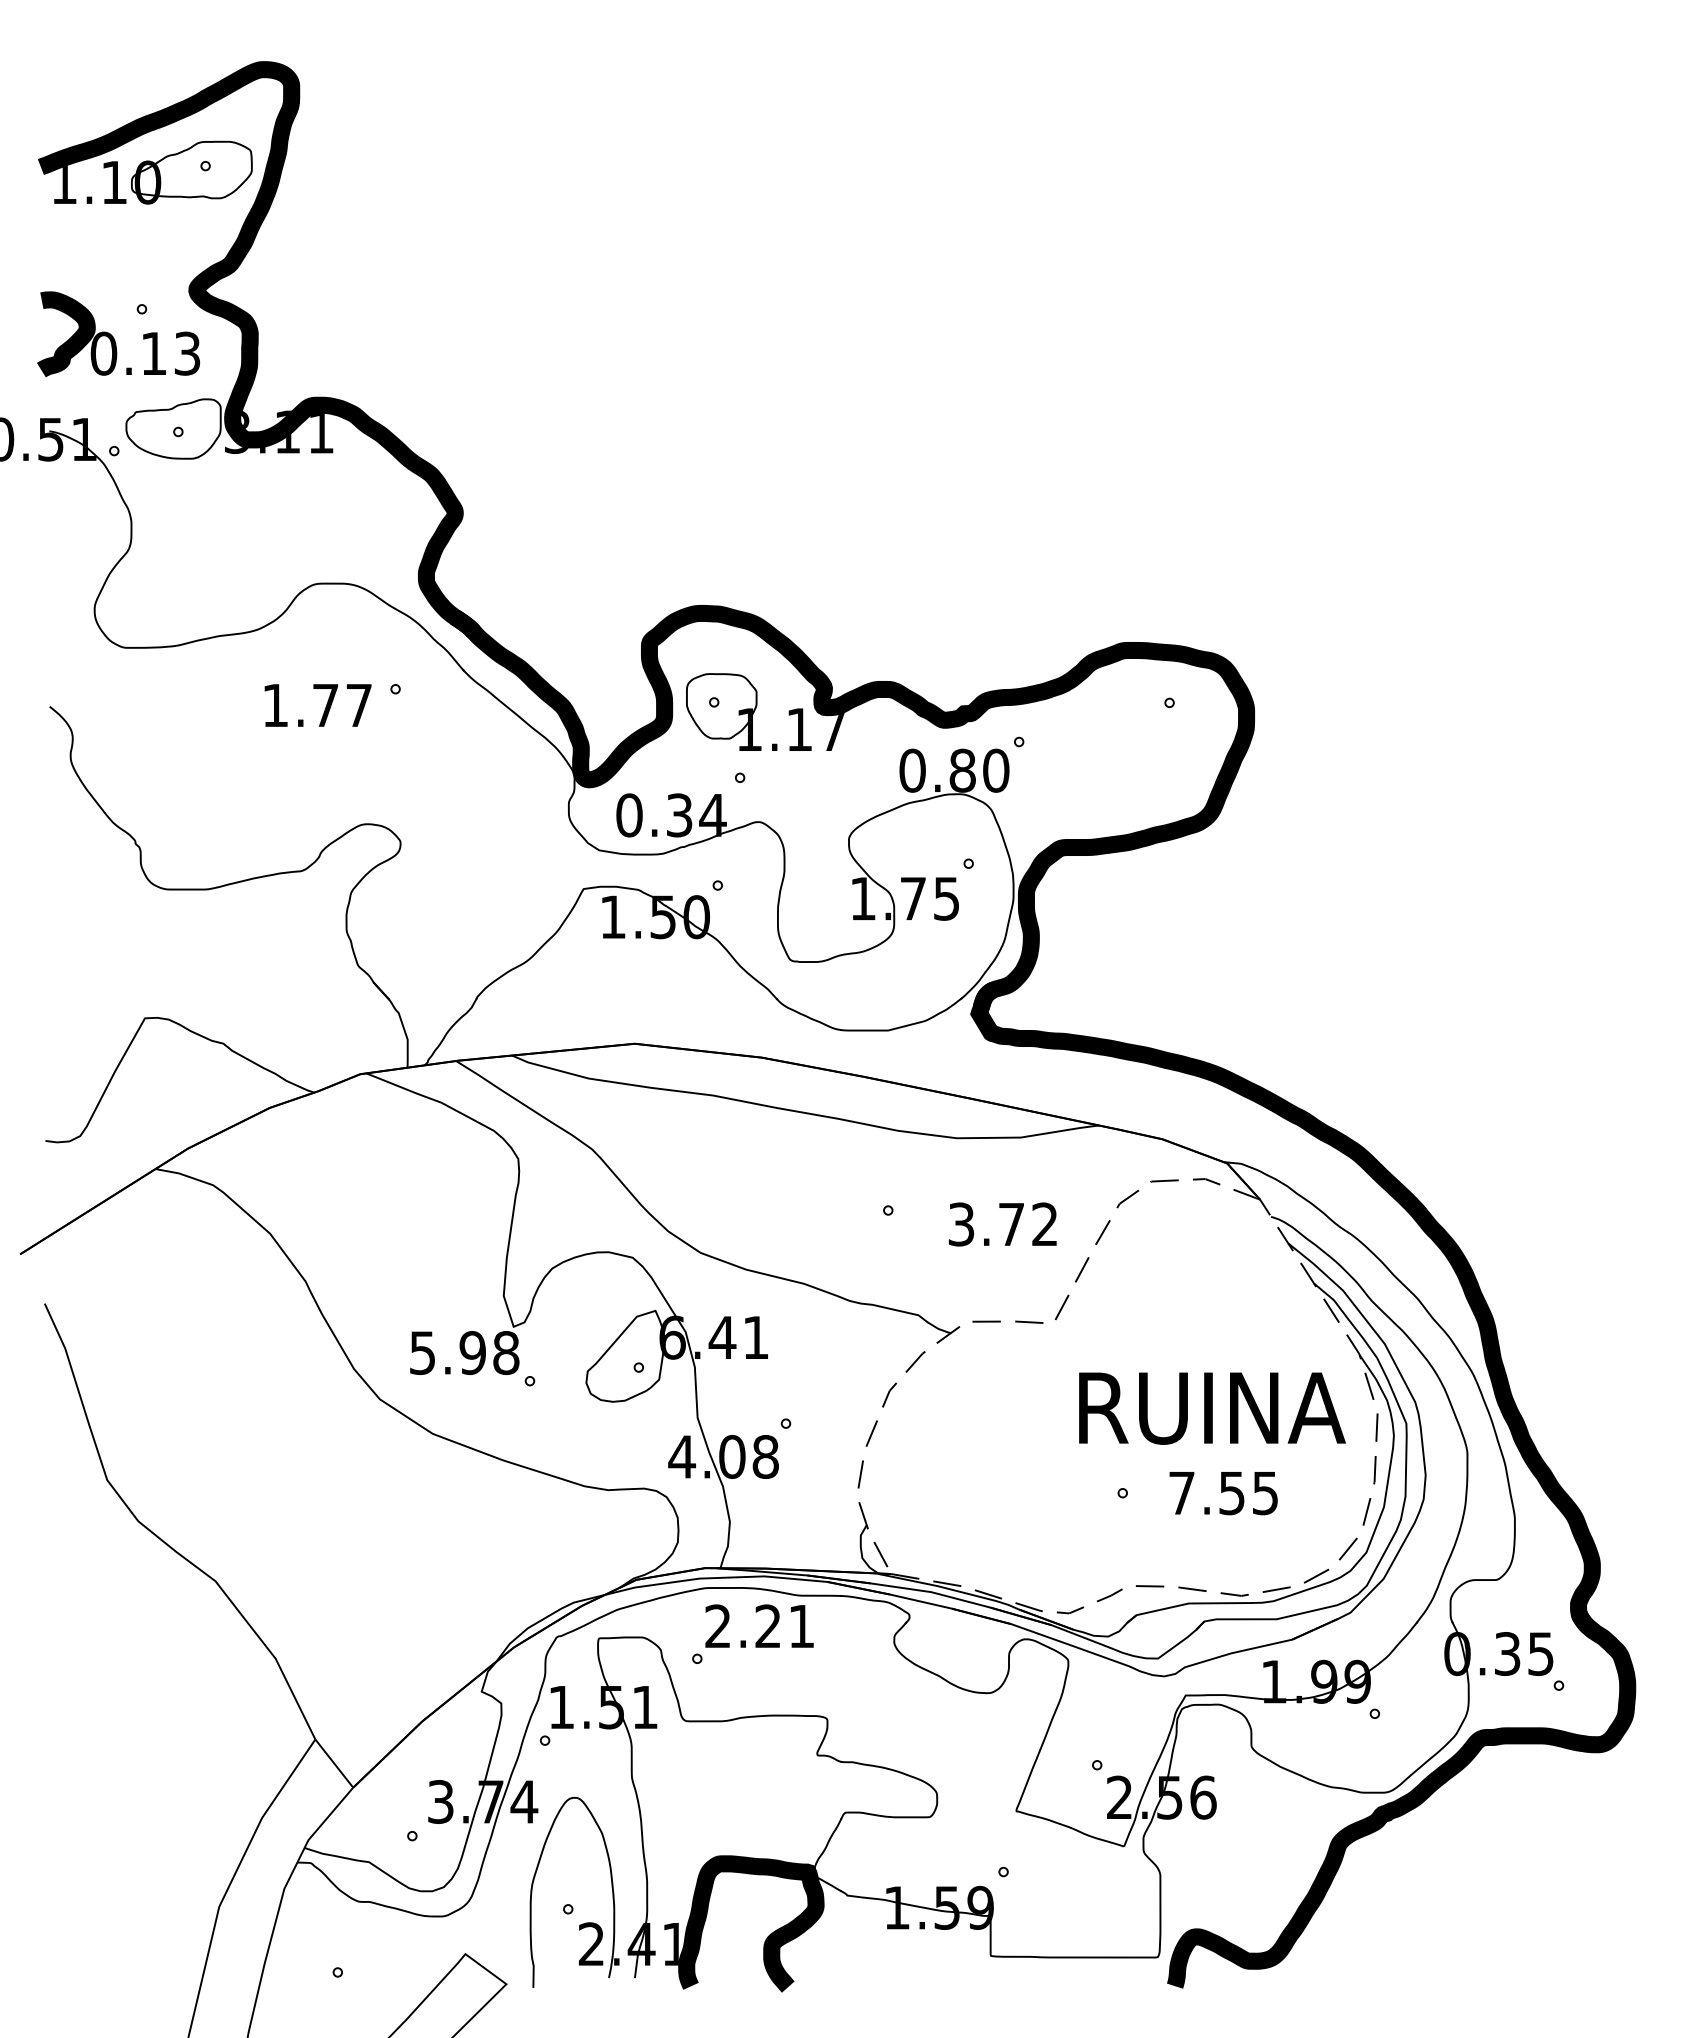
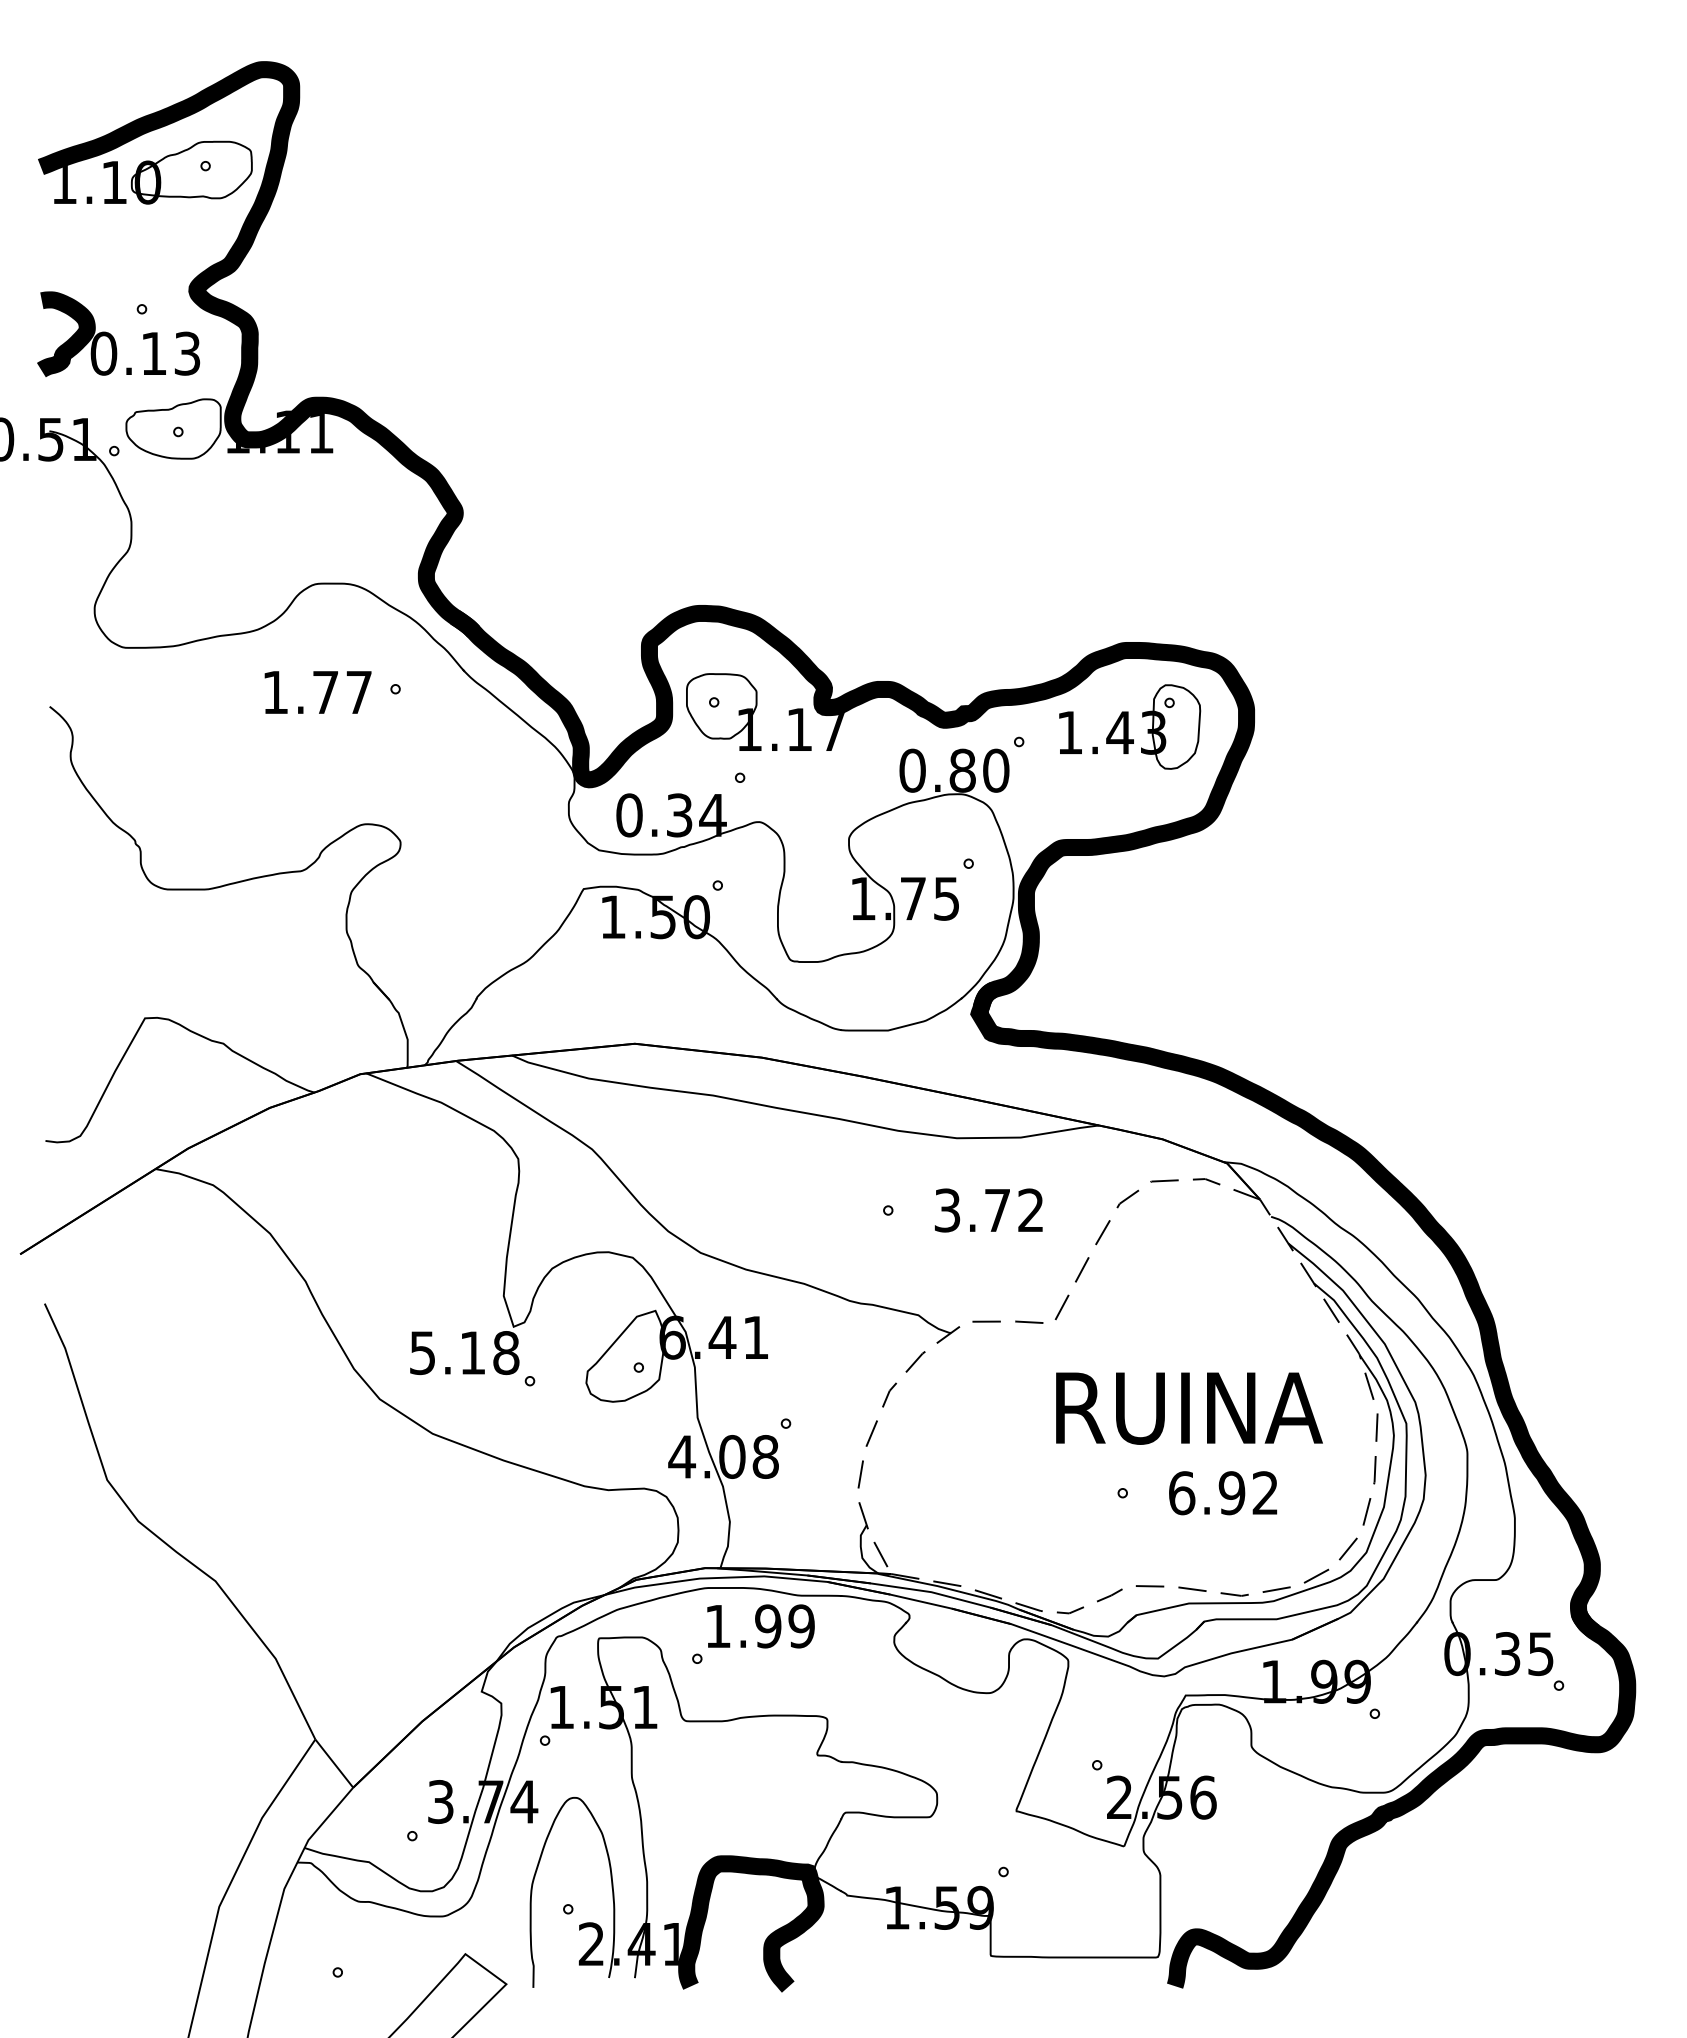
text: 3.11 -> 1.11 (237, 432)
text position: (317, 705) -> (317, 692) (317, 692)
part: none -> present (1130, 726)
text position: (1002, 1224) -> (988, 1210) (988, 1210)
text: 5.98 -> 5.18 (472, 1353)
text position: (1212, 1408) -> (1189, 1408) (1189, 1408)
text: 7.55 -> 6.92 (1223, 1493)
text: 2.21 -> 1.99 (759, 1626)
